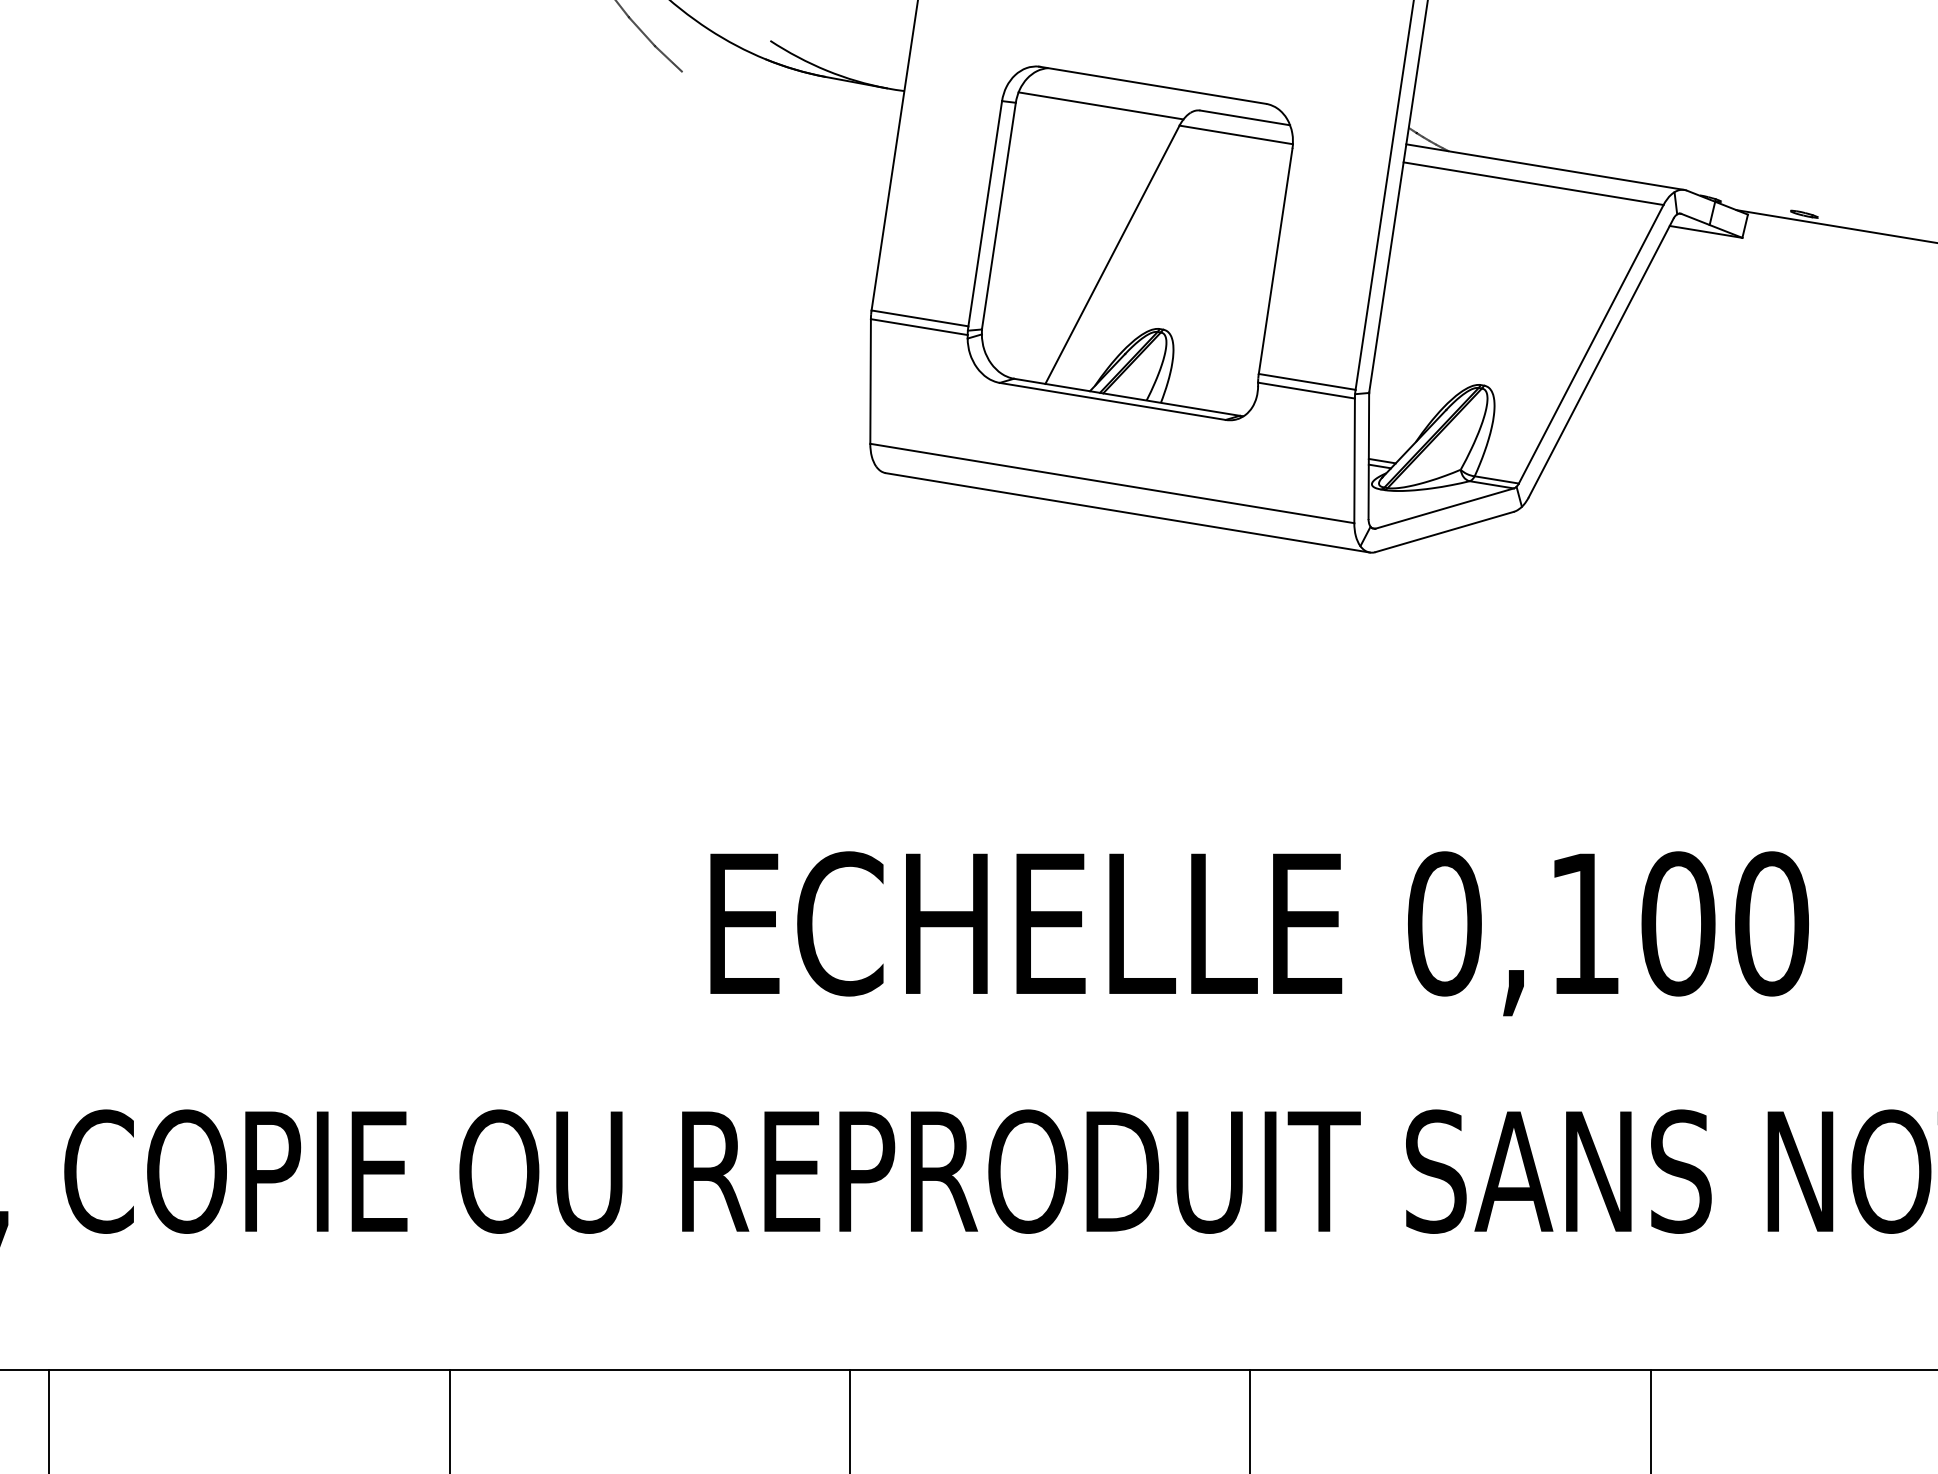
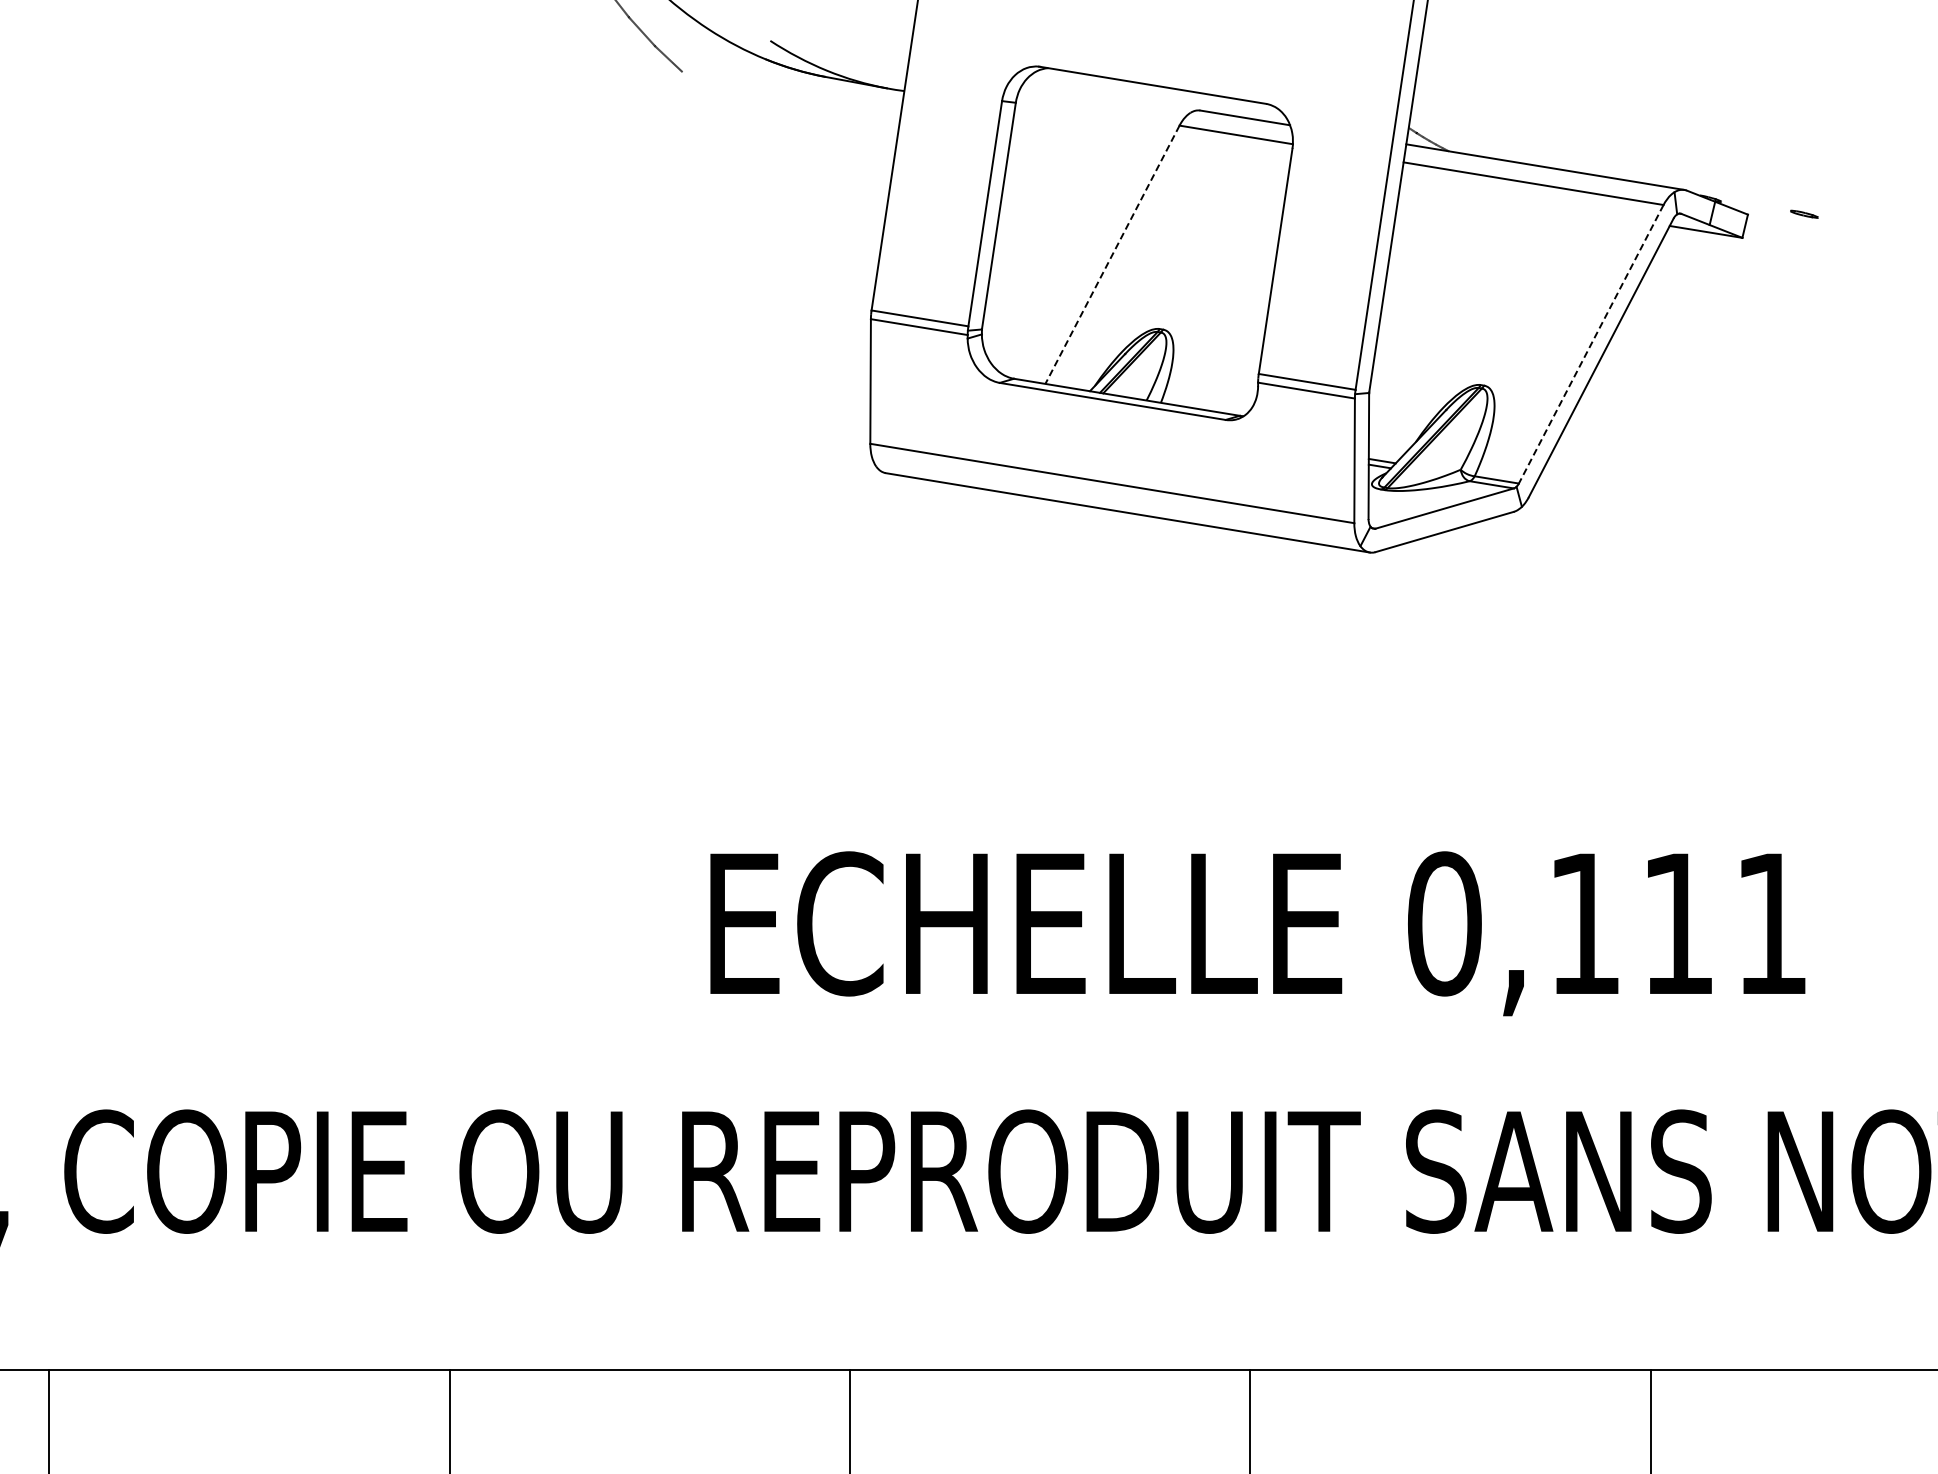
line: present -> none (1100, 105)
line: present -> none (1835, 226)
line: solid -> dashed (1112, 254)
line: solid -> dashed (1591, 344)
text: 0,100 -> 0,111 (1724, 923)
